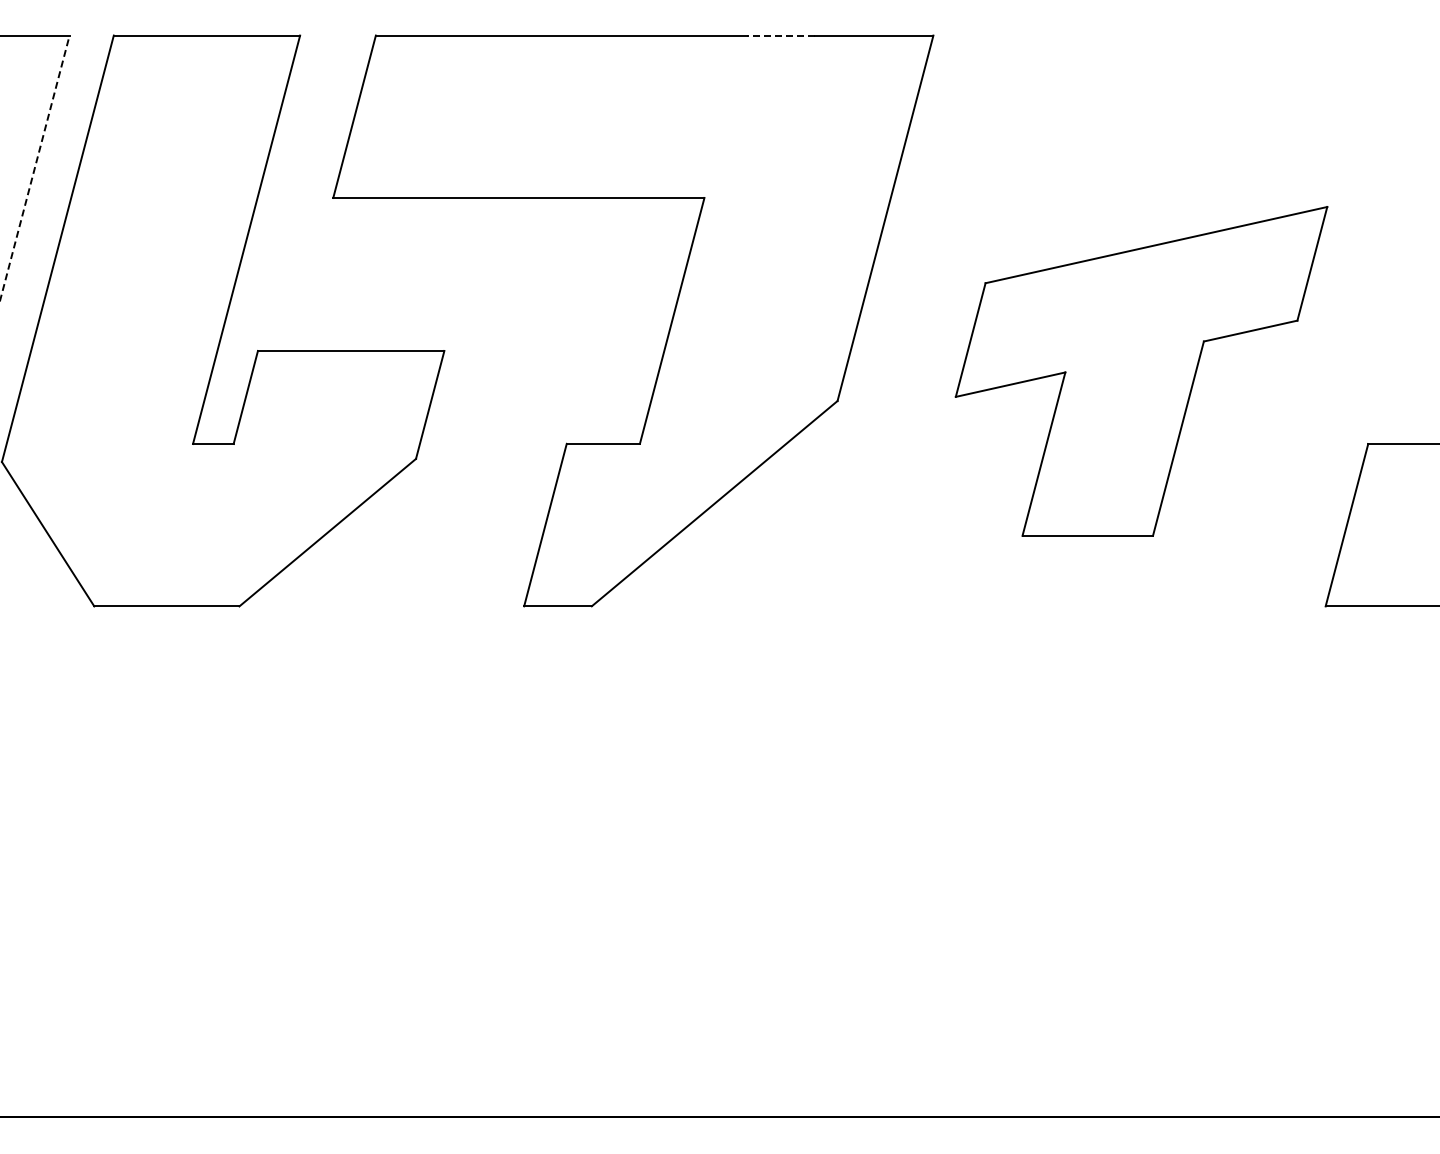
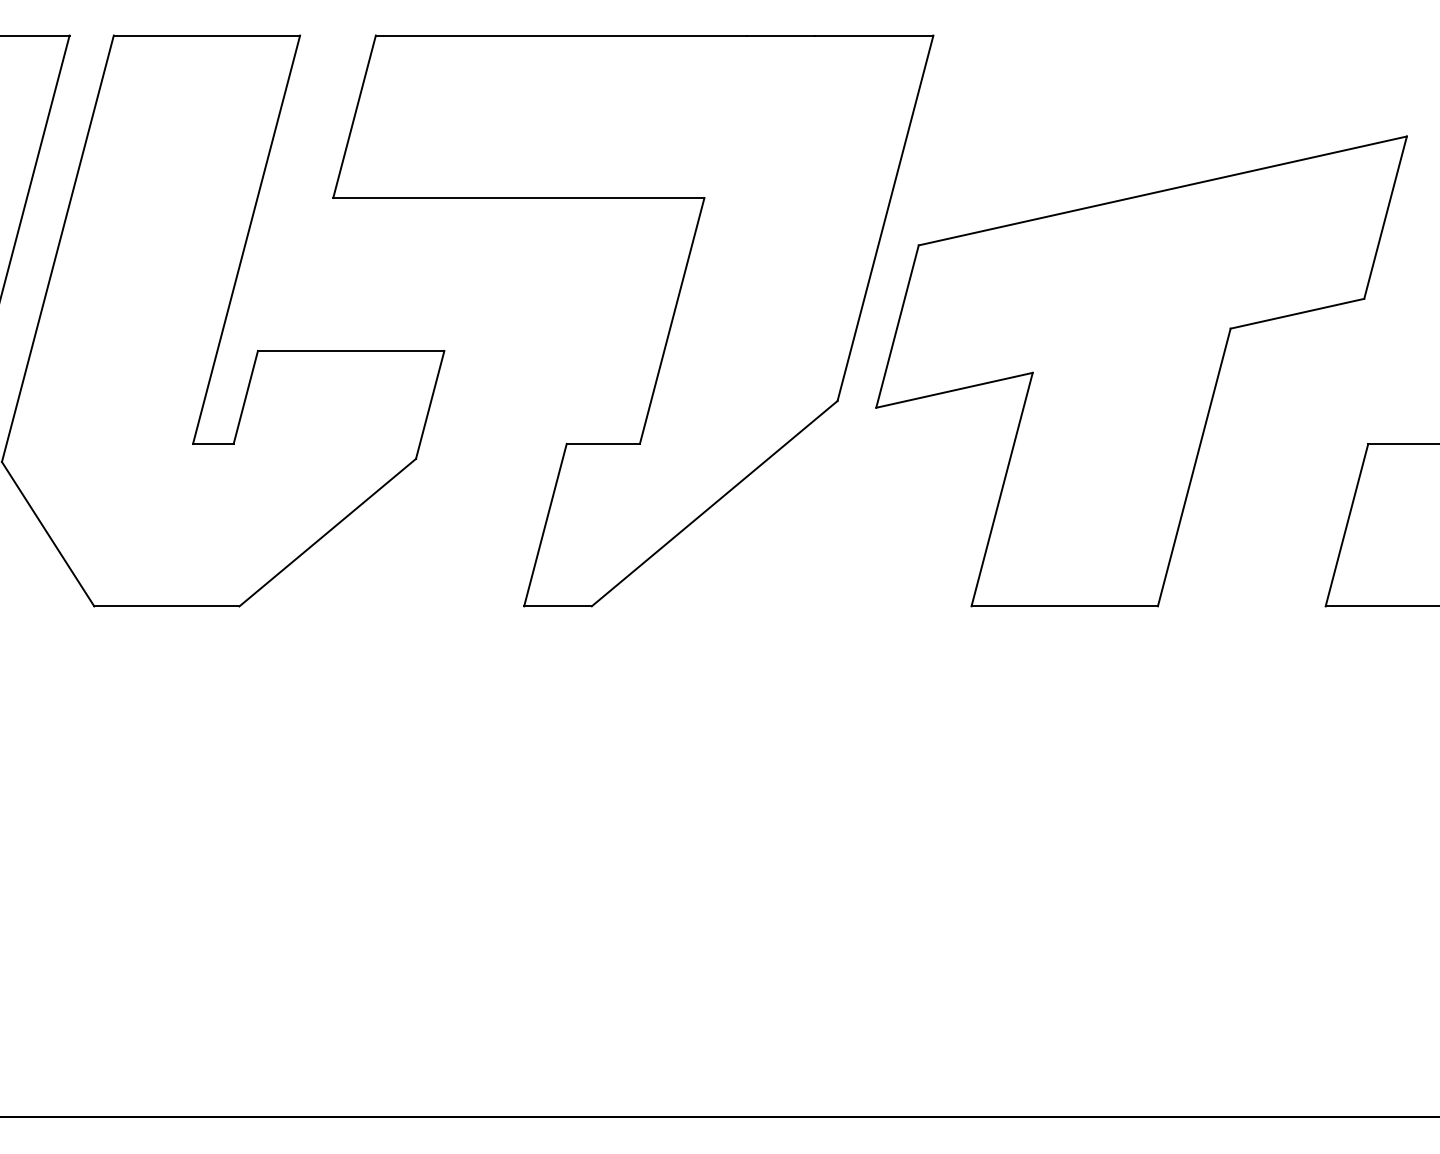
line: dashed -> solid (780, 35)
line: dashed -> solid (34, 168)
part size: 375x331 px -> 533x473 px (1141, 371)
